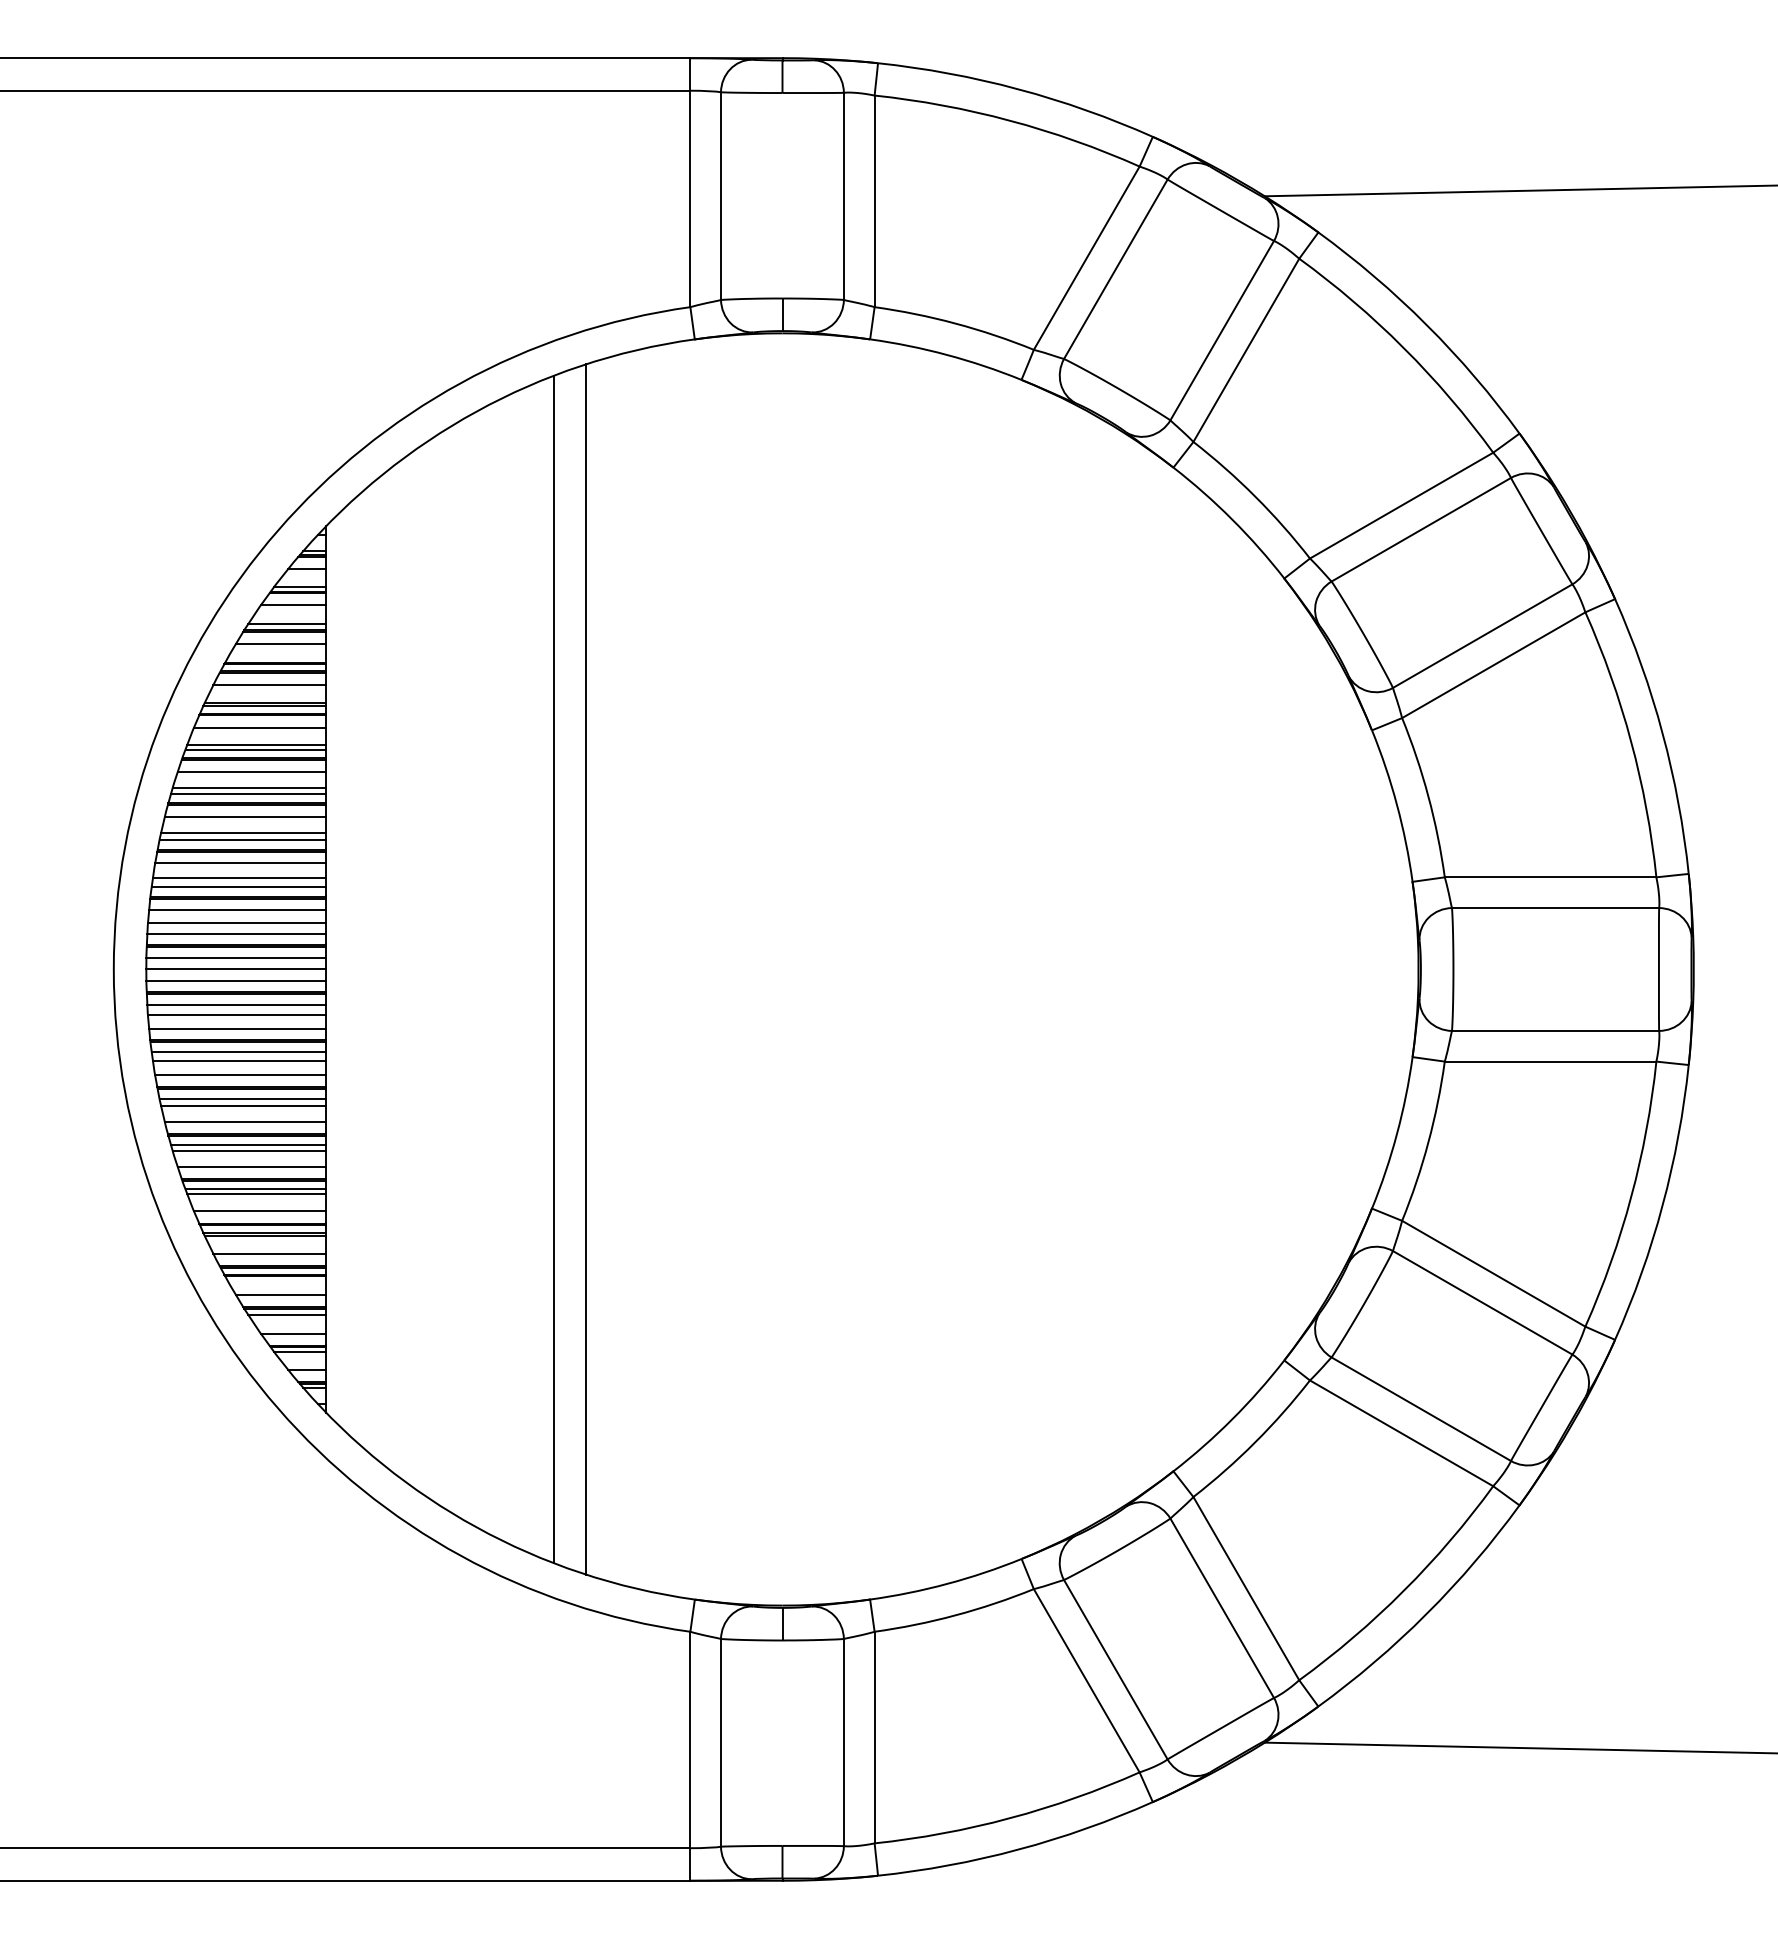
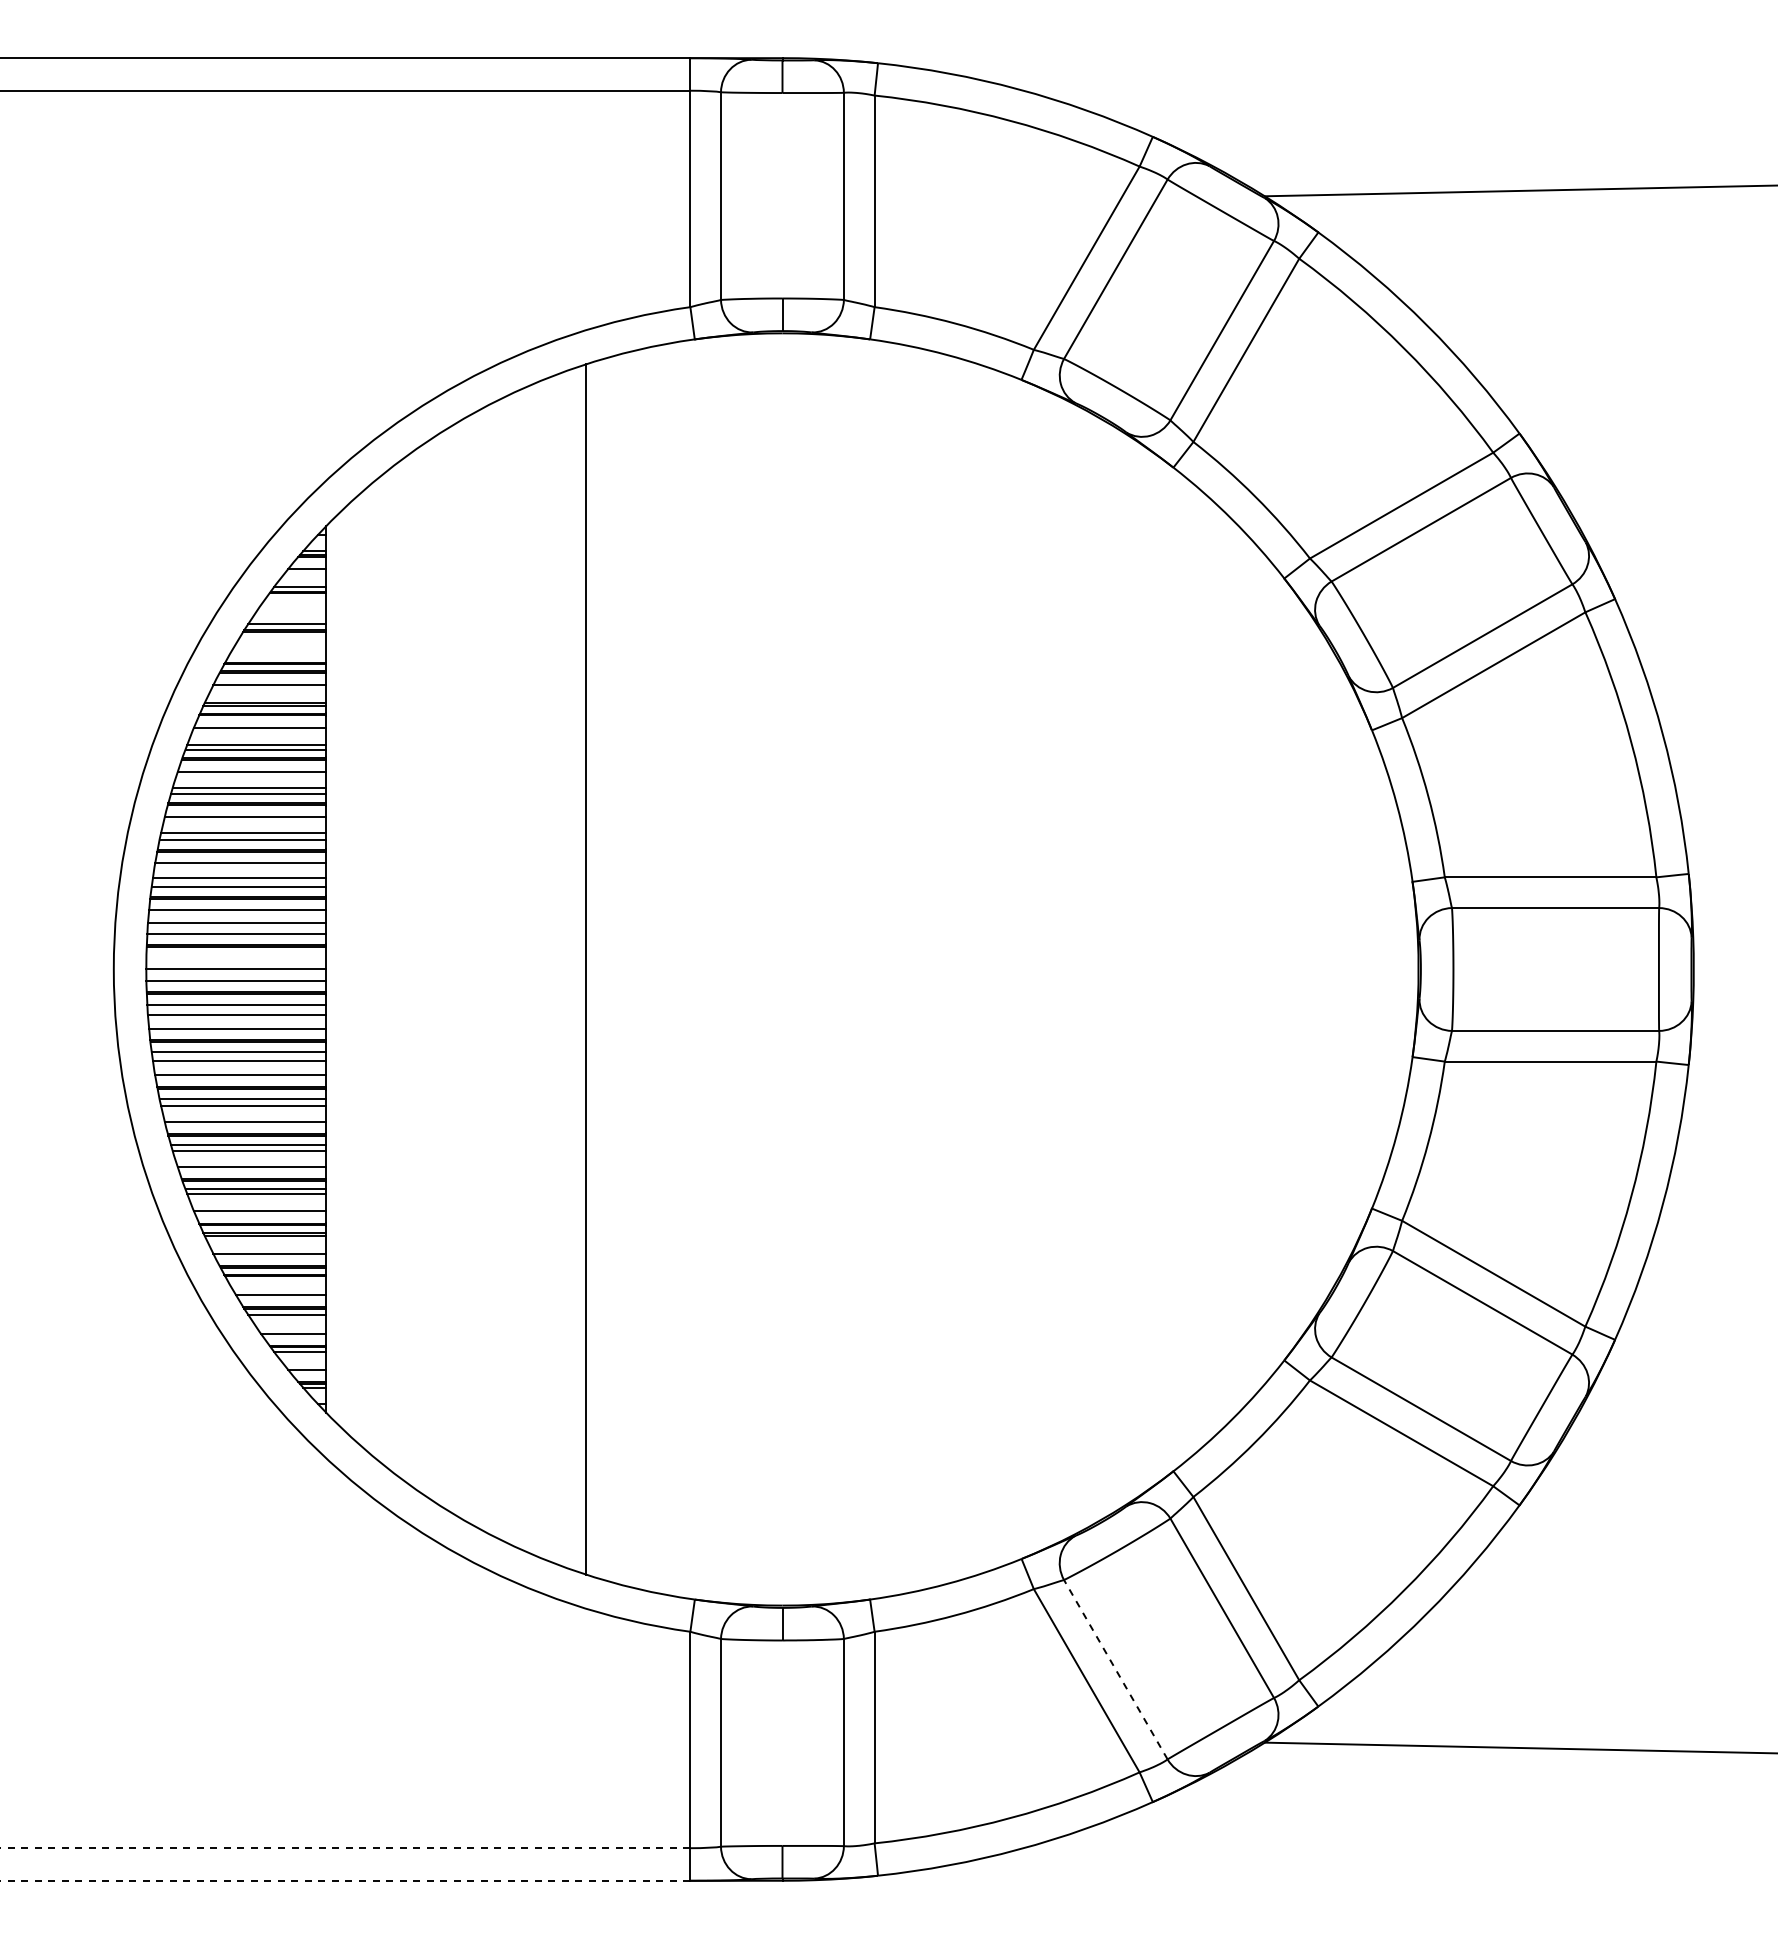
line: present -> none (293, 605)
line: present -> none (280, 644)
line: present -> none (236, 957)
line: present -> none (554, 969)
line: solid -> dashed (1115, 1669)
line: solid -> dashed (345, 1848)
line: solid -> dashed (345, 1880)
